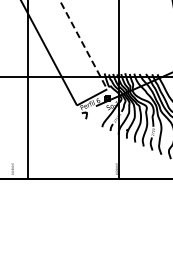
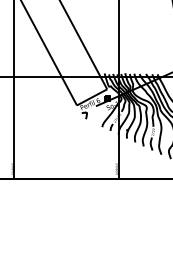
line: dashed -> solid (83, 45)
line position: (28, 90) -> (14, 90) (14, 90)
